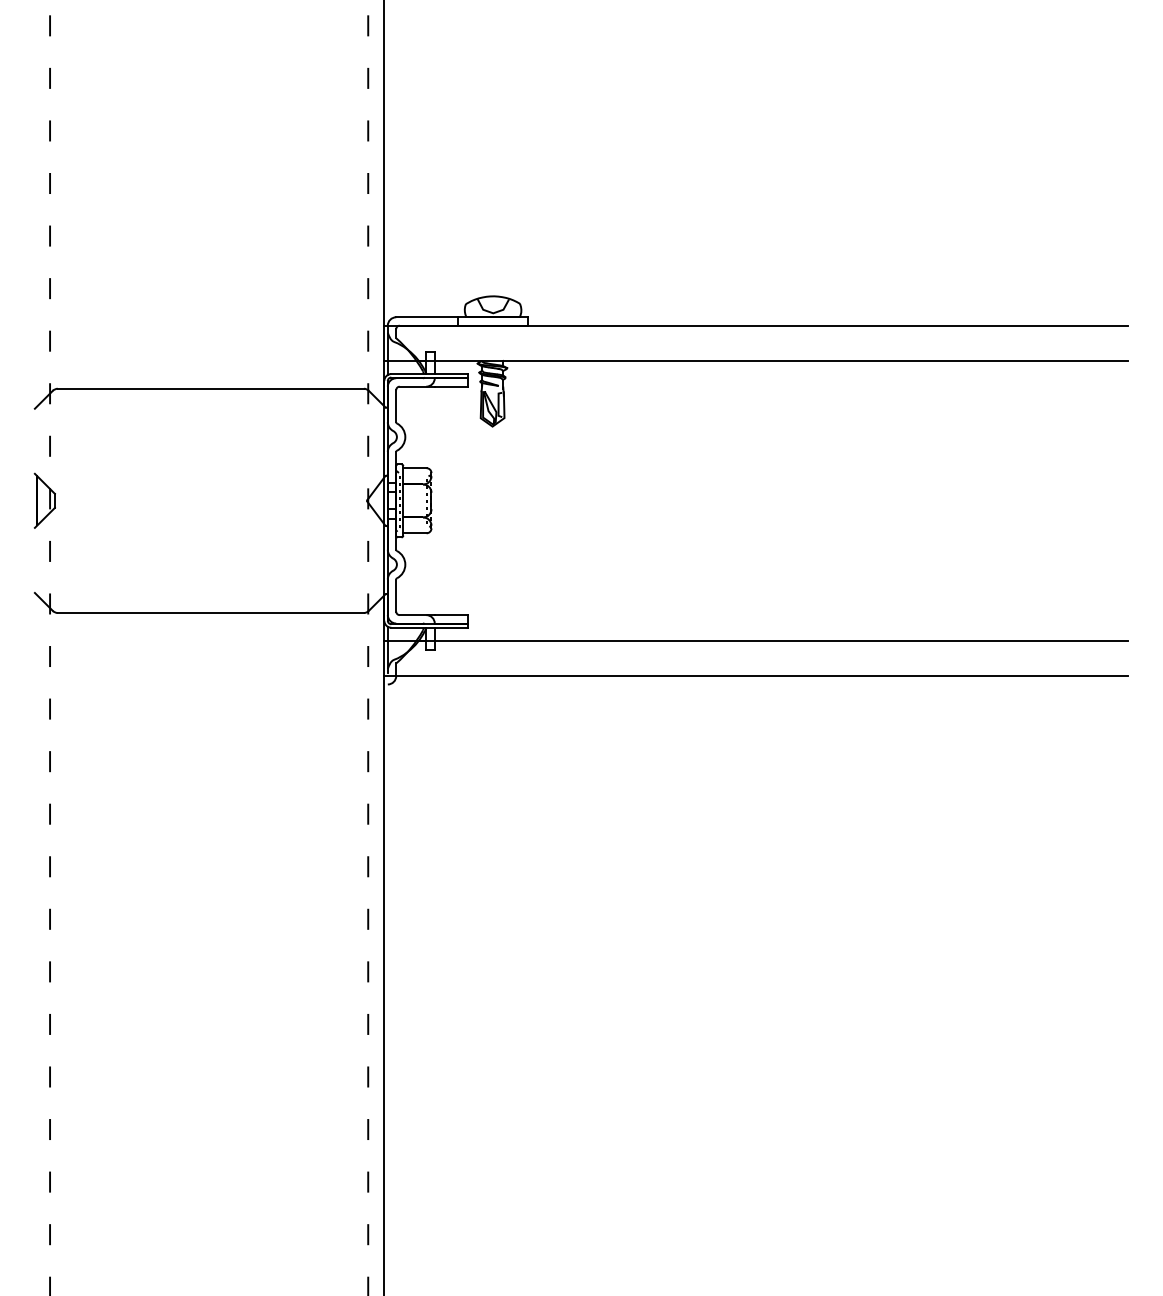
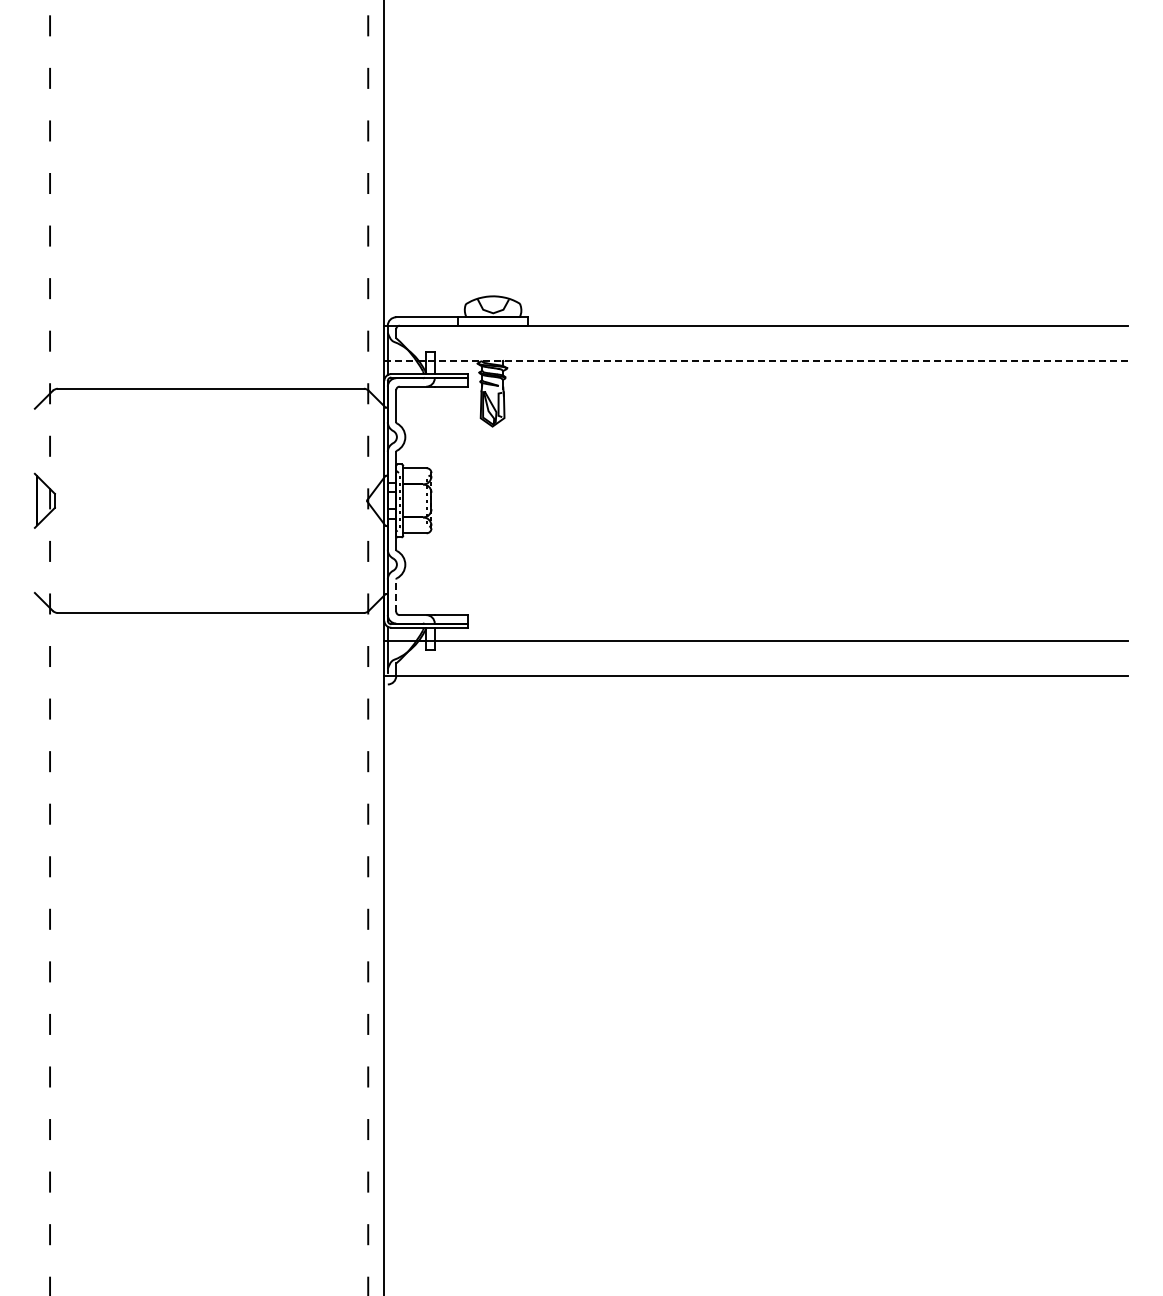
line: solid -> dashed (756, 360)
line: solid -> dashed (396, 595)
